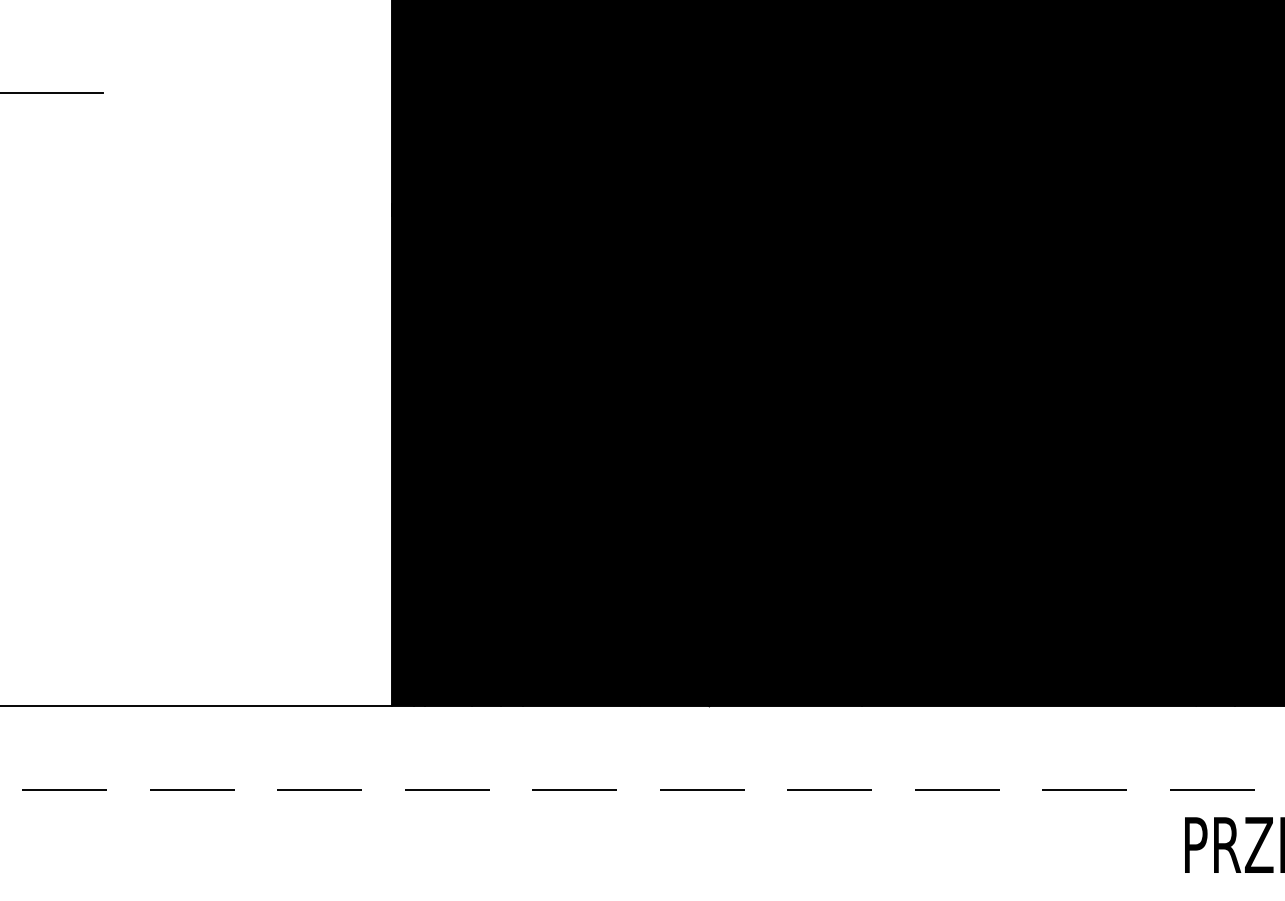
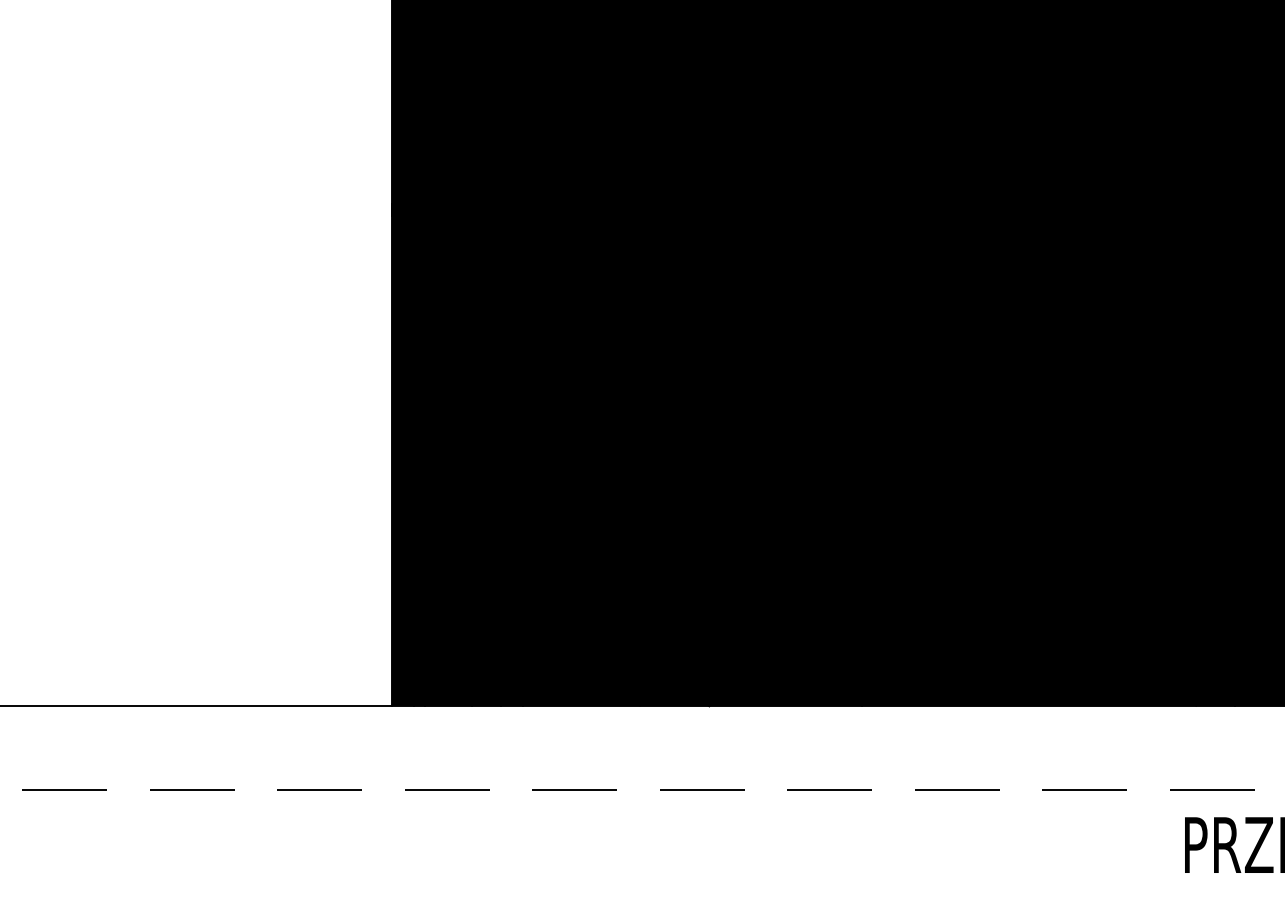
line: present -> none (52, 92)
